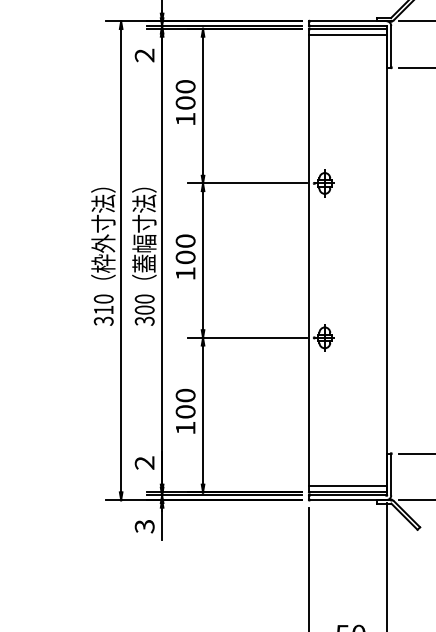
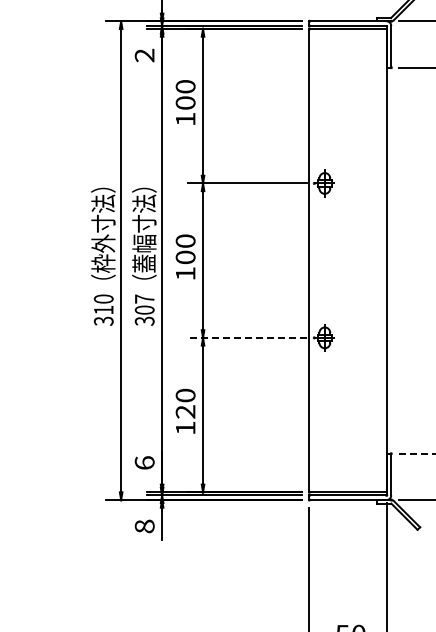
line: present -> none (347, 35)
text: 300 -> 307 (144, 298)
line: solid -> dashed (247, 337)
text: 100 -> 120 (185, 411)
line: solid -> dashed (417, 453)
text: 2 -> 6 (144, 462)
line: present -> none (347, 486)
text: 3 -> 8 (144, 526)
